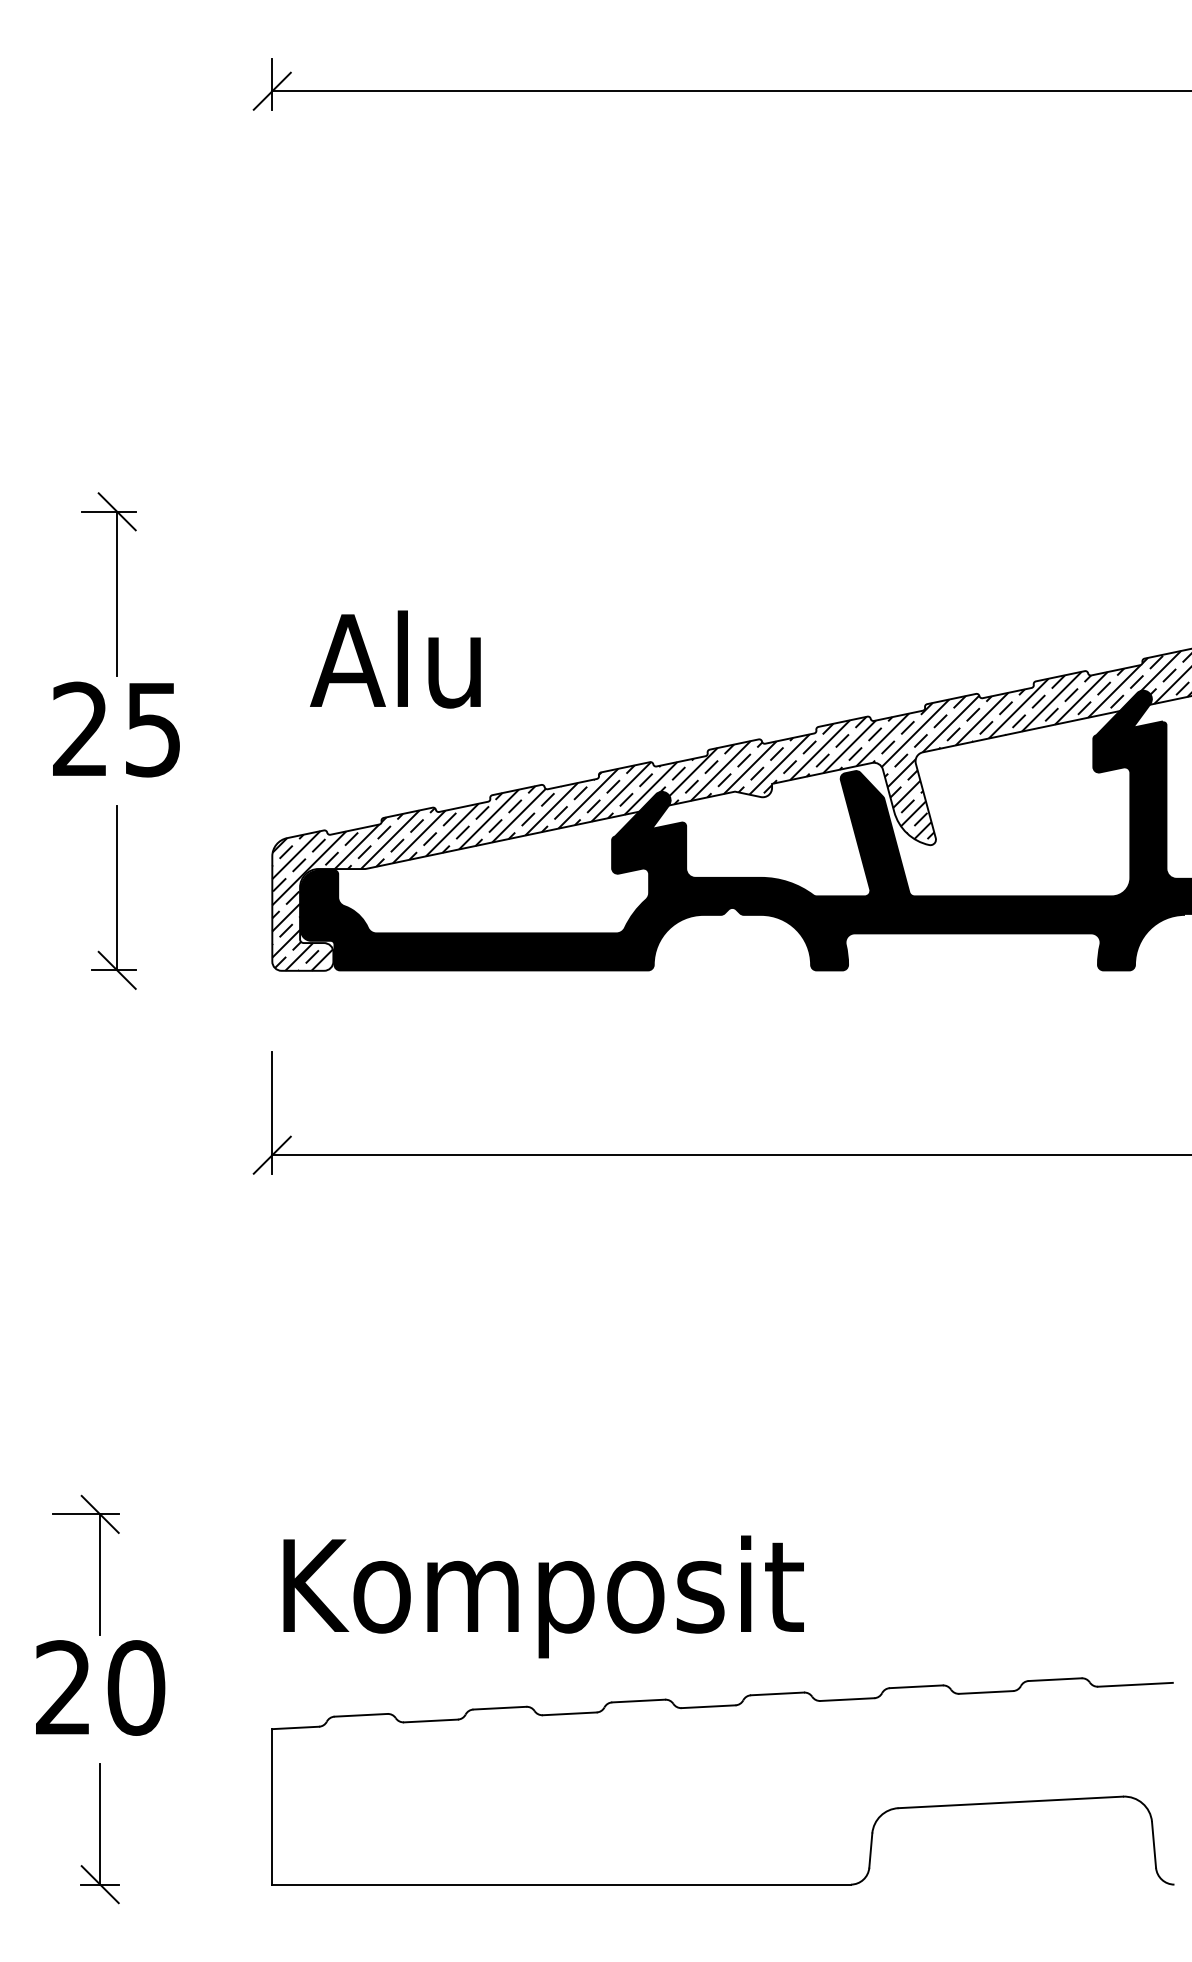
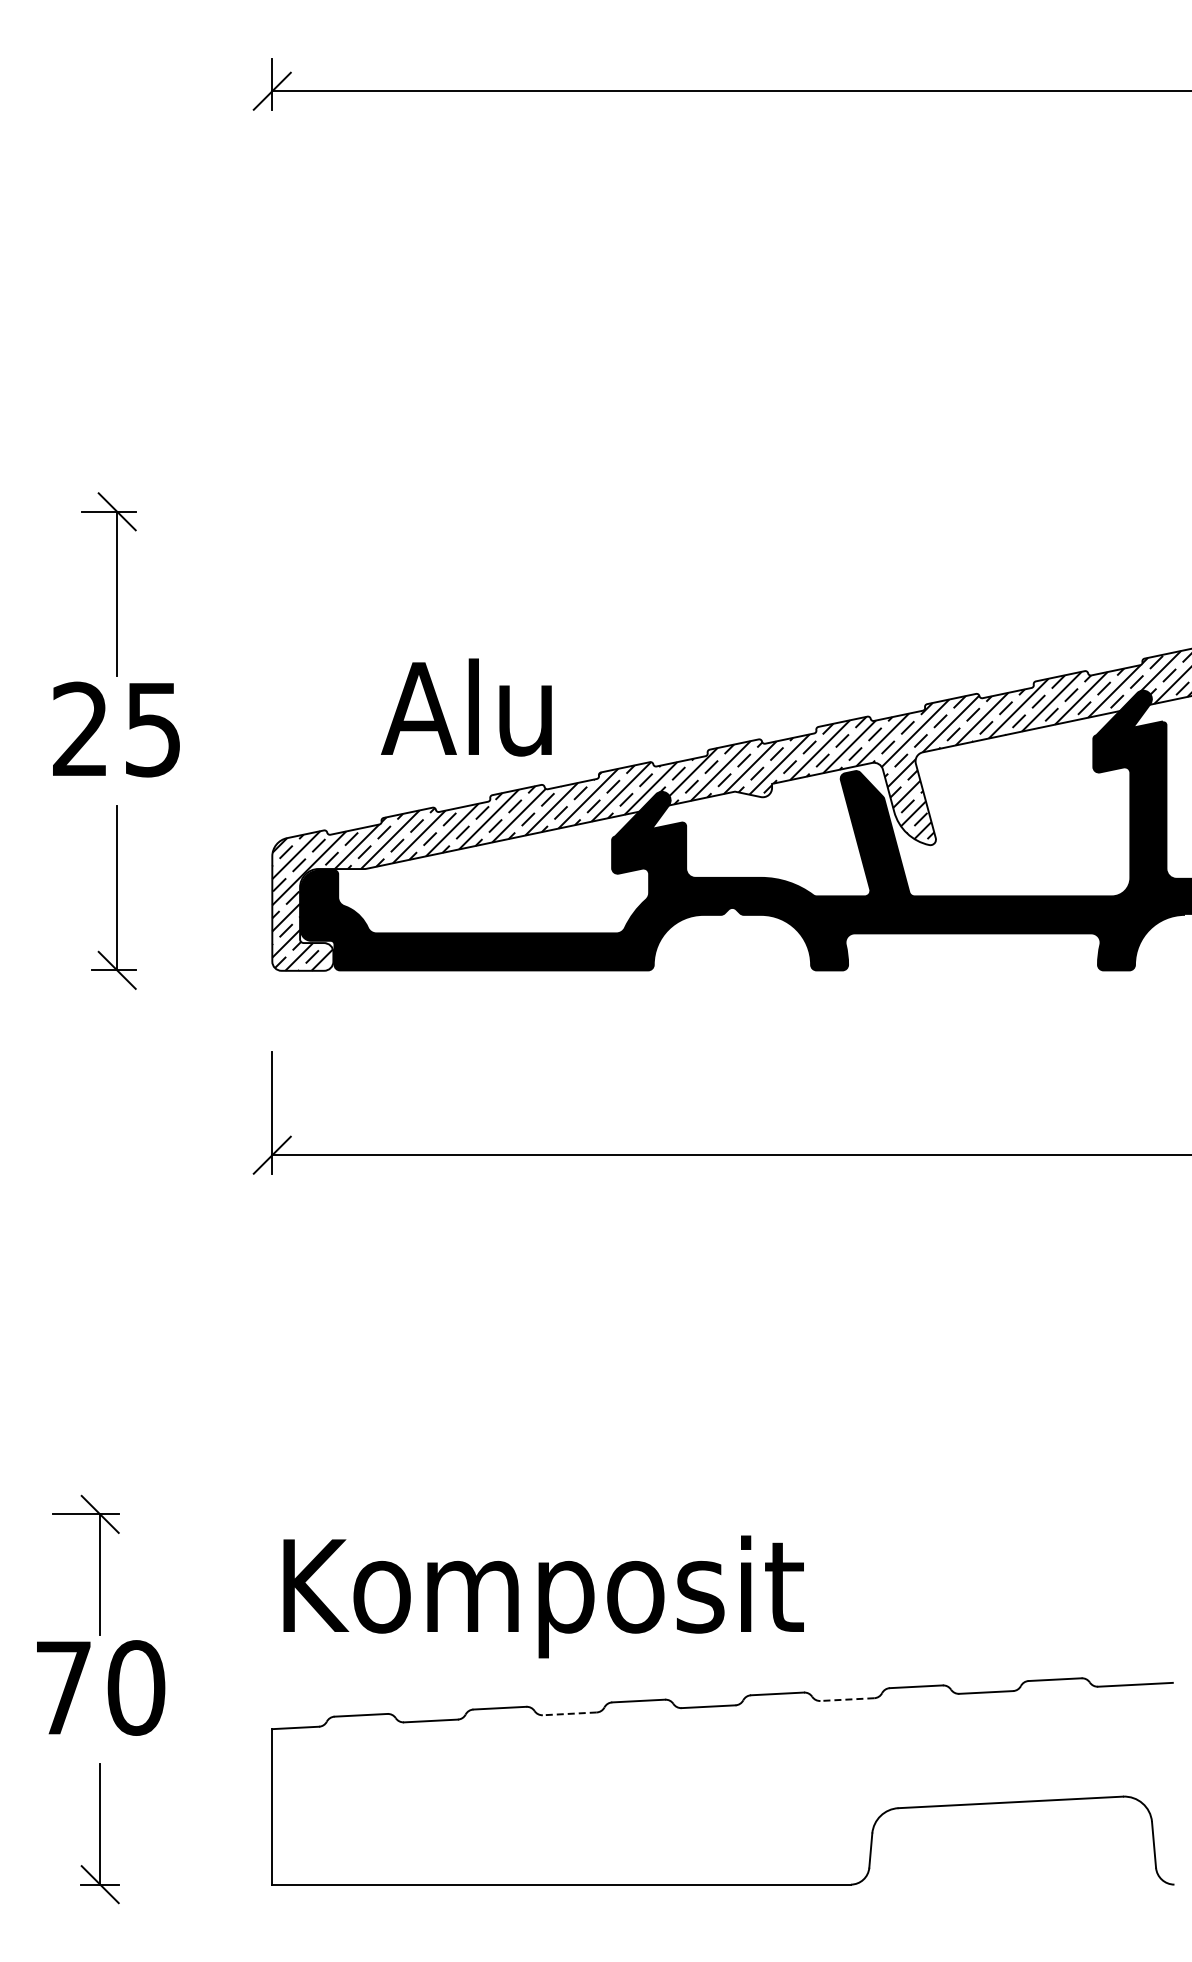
text position: (395, 659) -> (466, 707) (466, 707)
text: 20 -> 70 (63, 1687)
line: solid -> dashed (847, 1699)
line: solid -> dashed (569, 1713)
